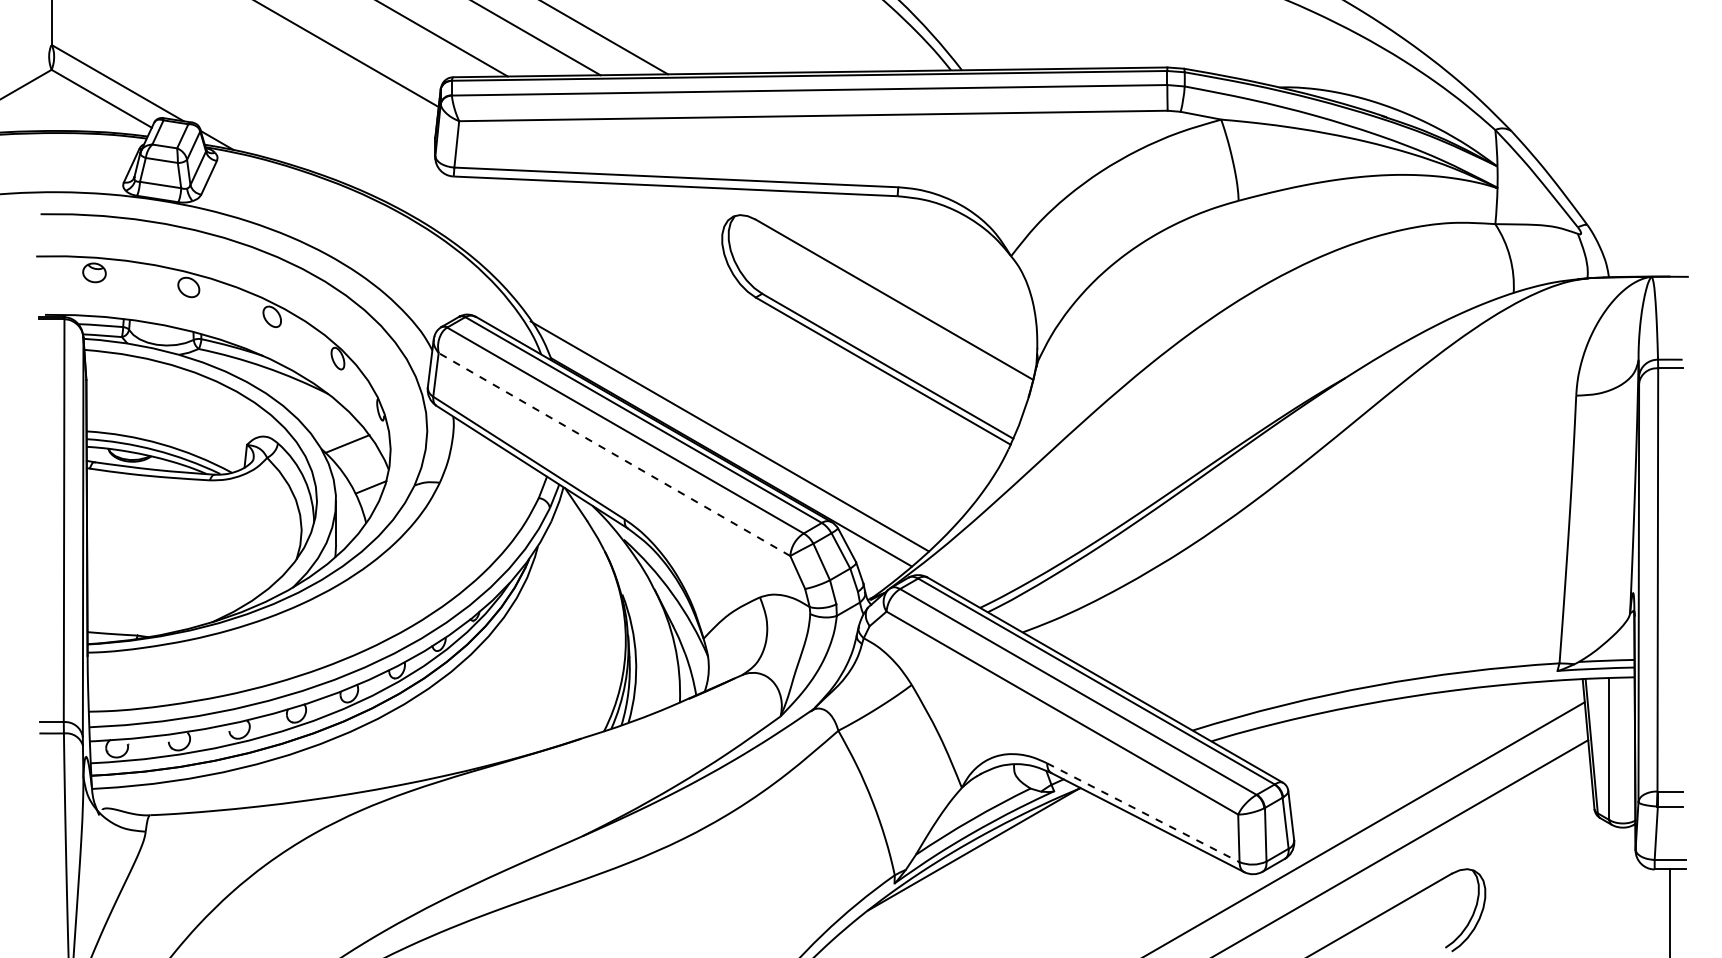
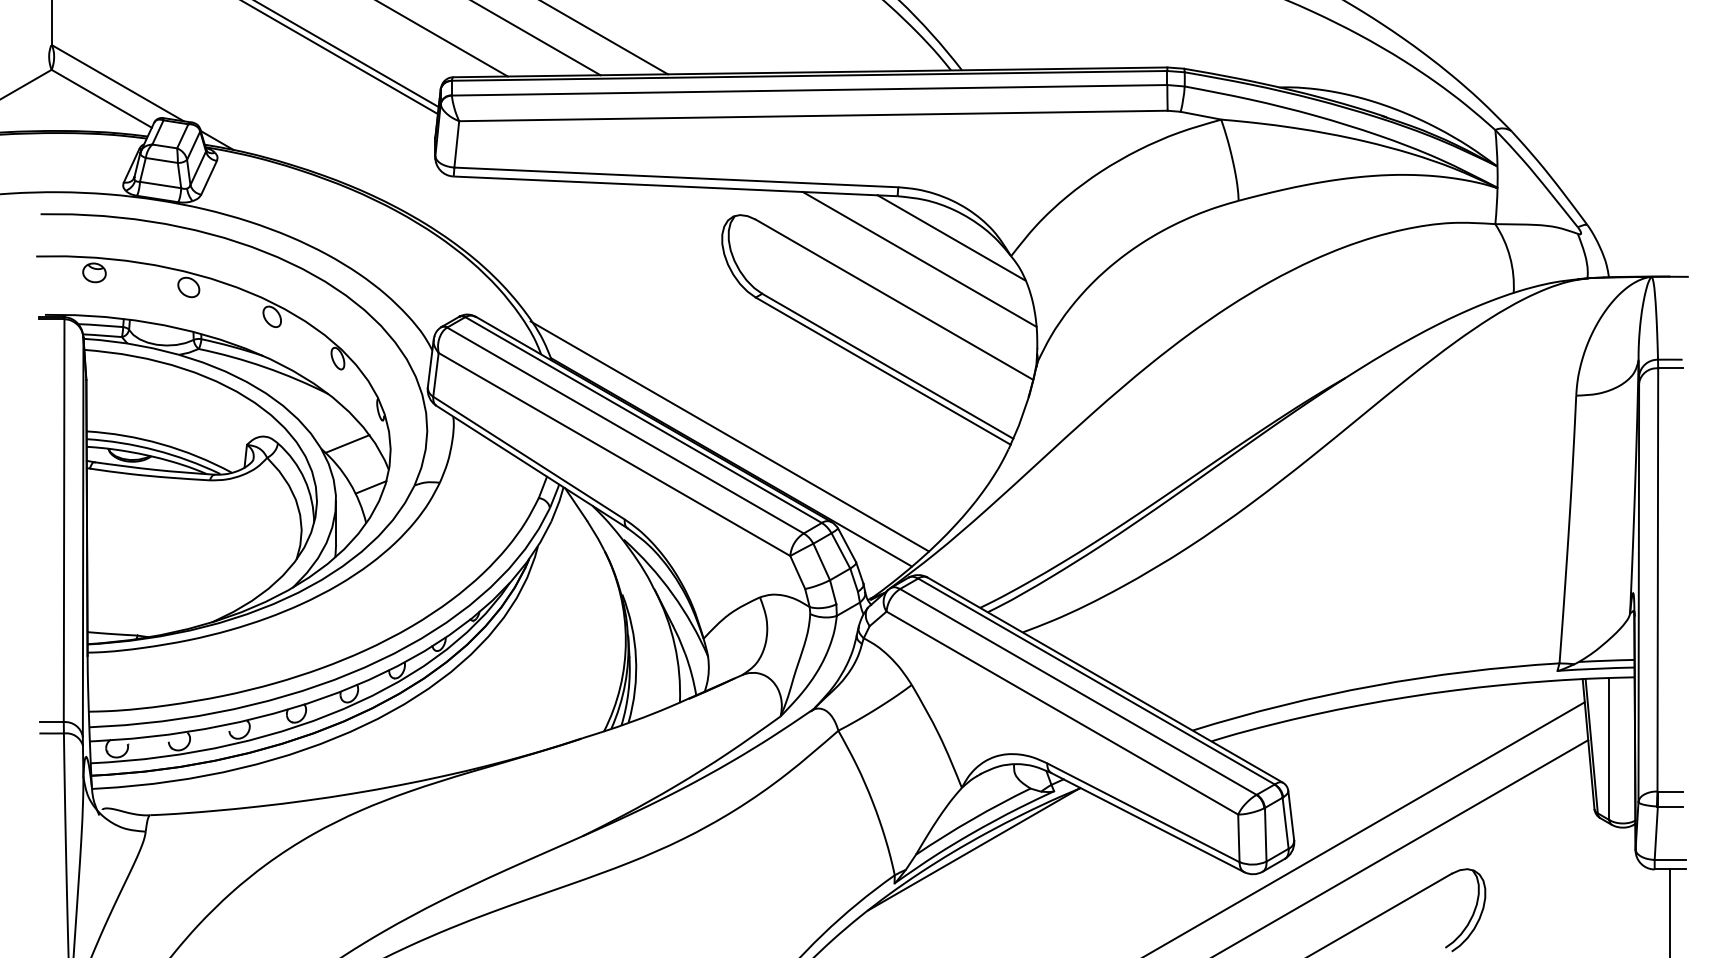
line: none -> present (340, 58)
line: none -> present (951, 237)
line: none -> present (919, 259)
line: dashed -> solid (614, 454)
line: dashed -> solid (1143, 812)
